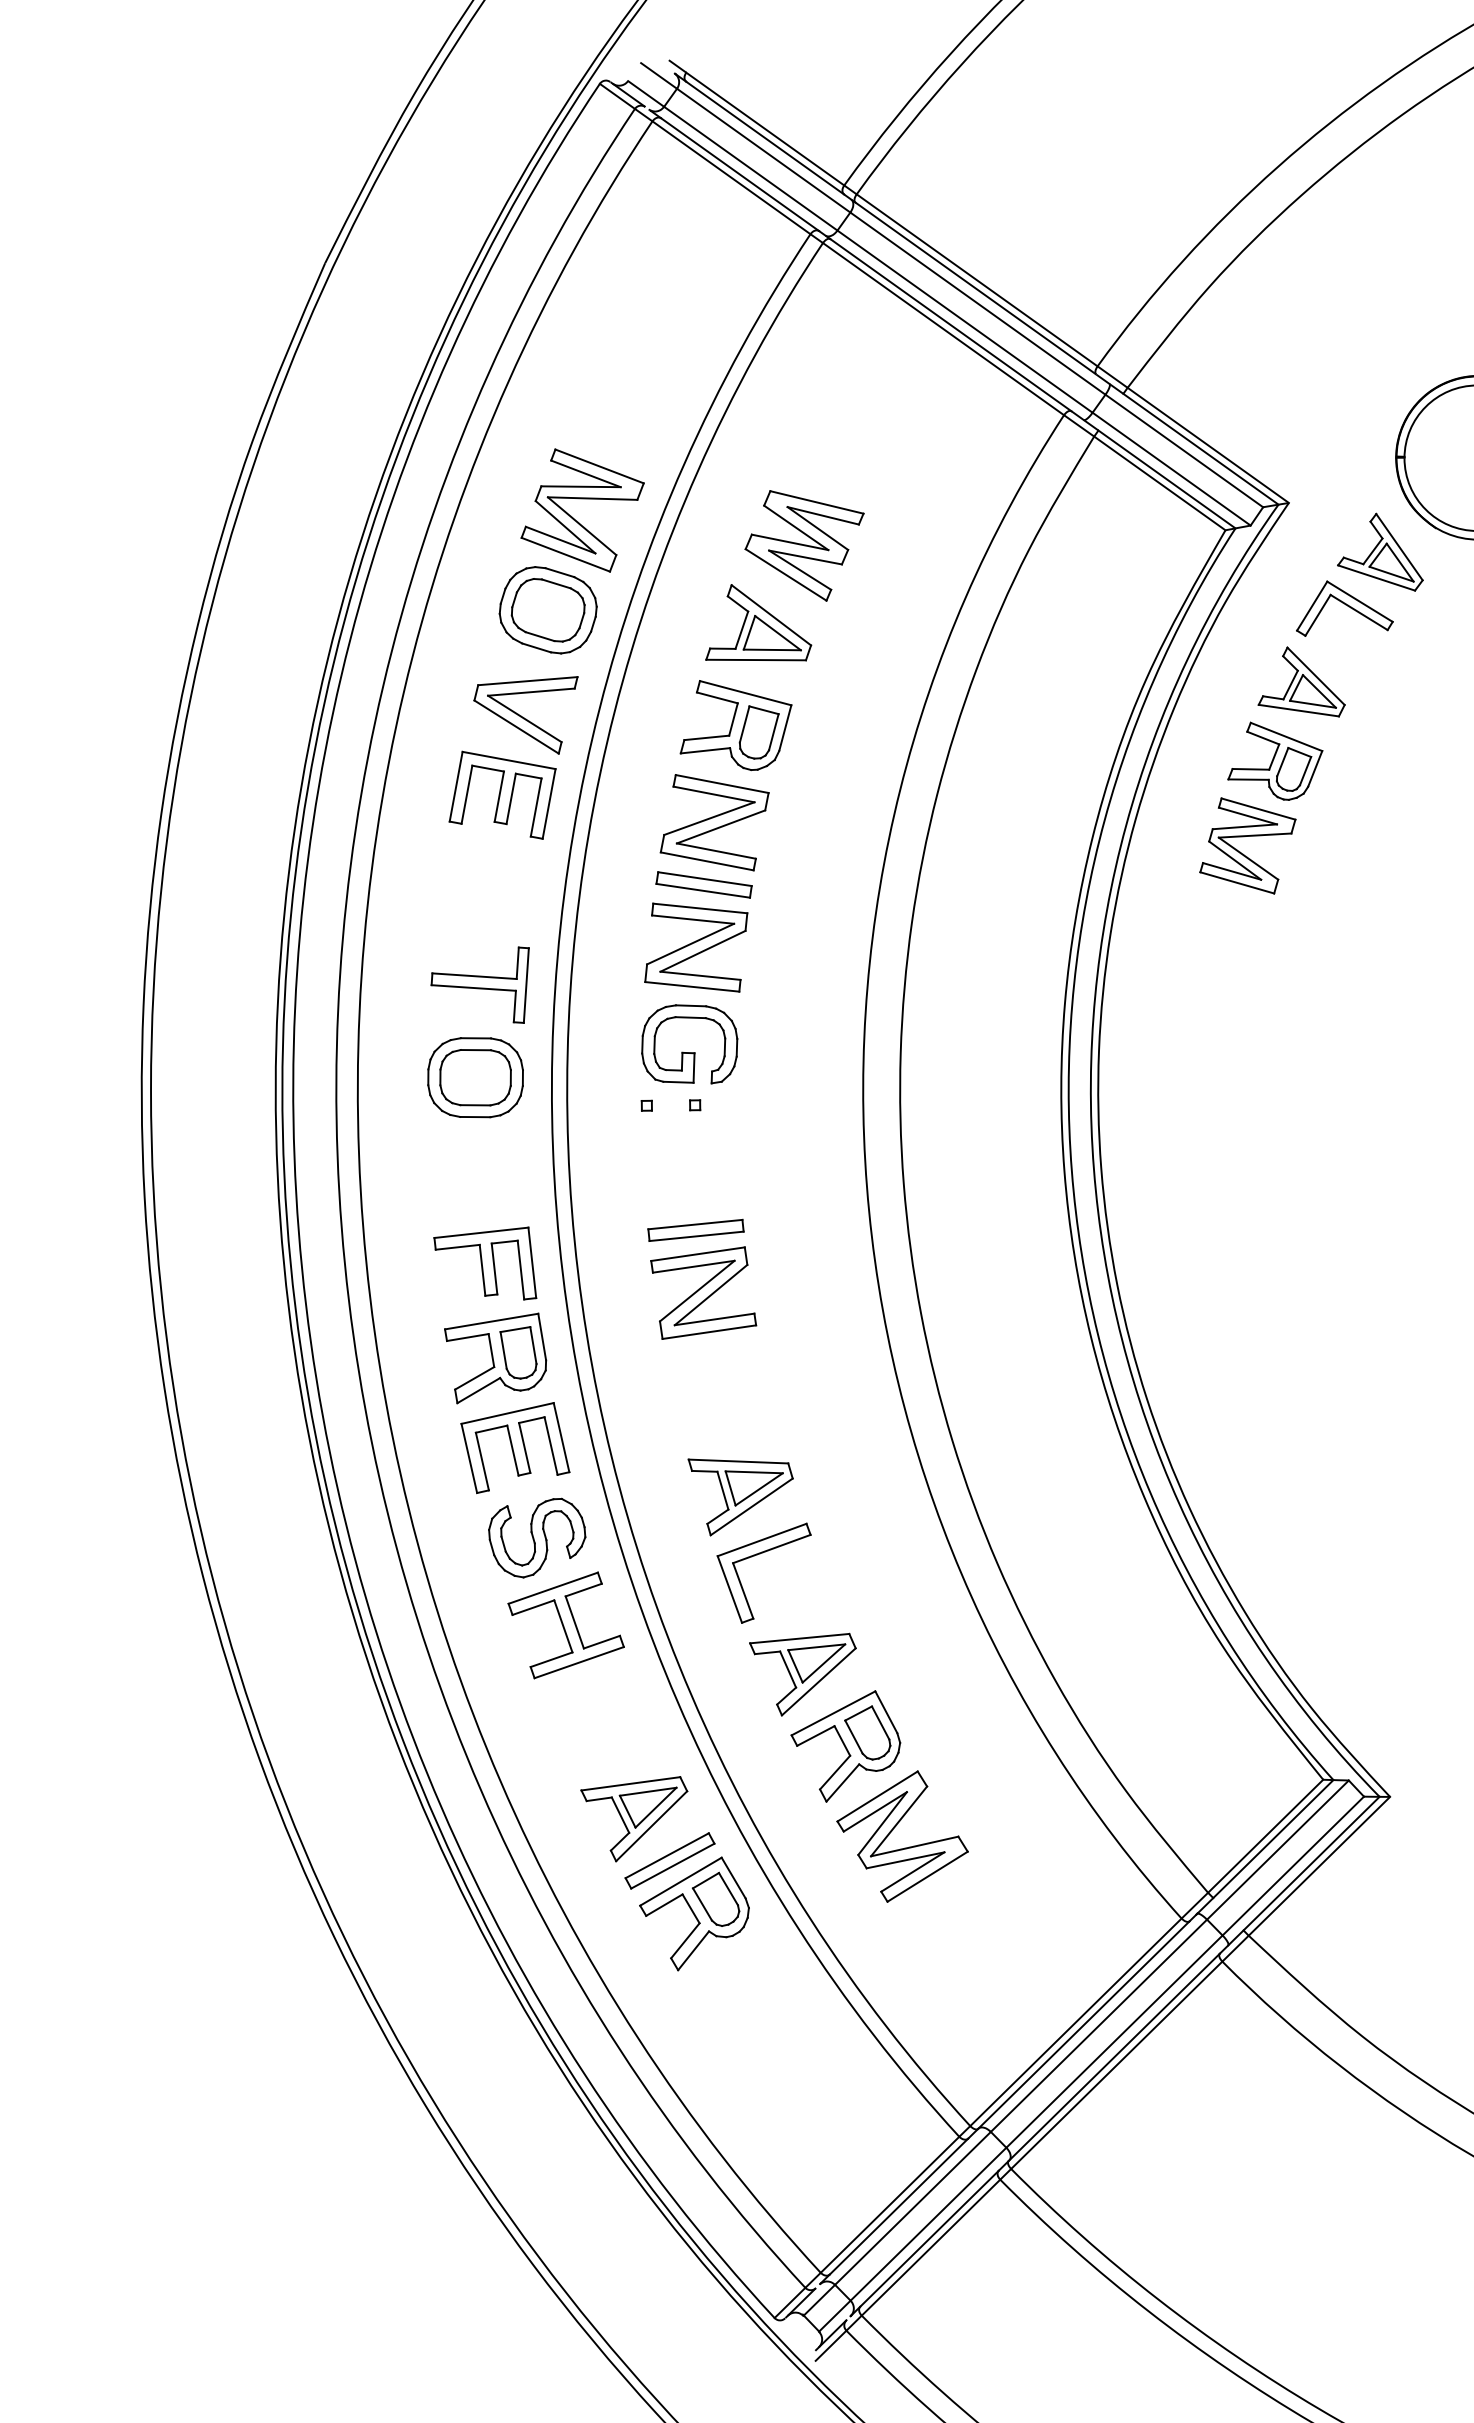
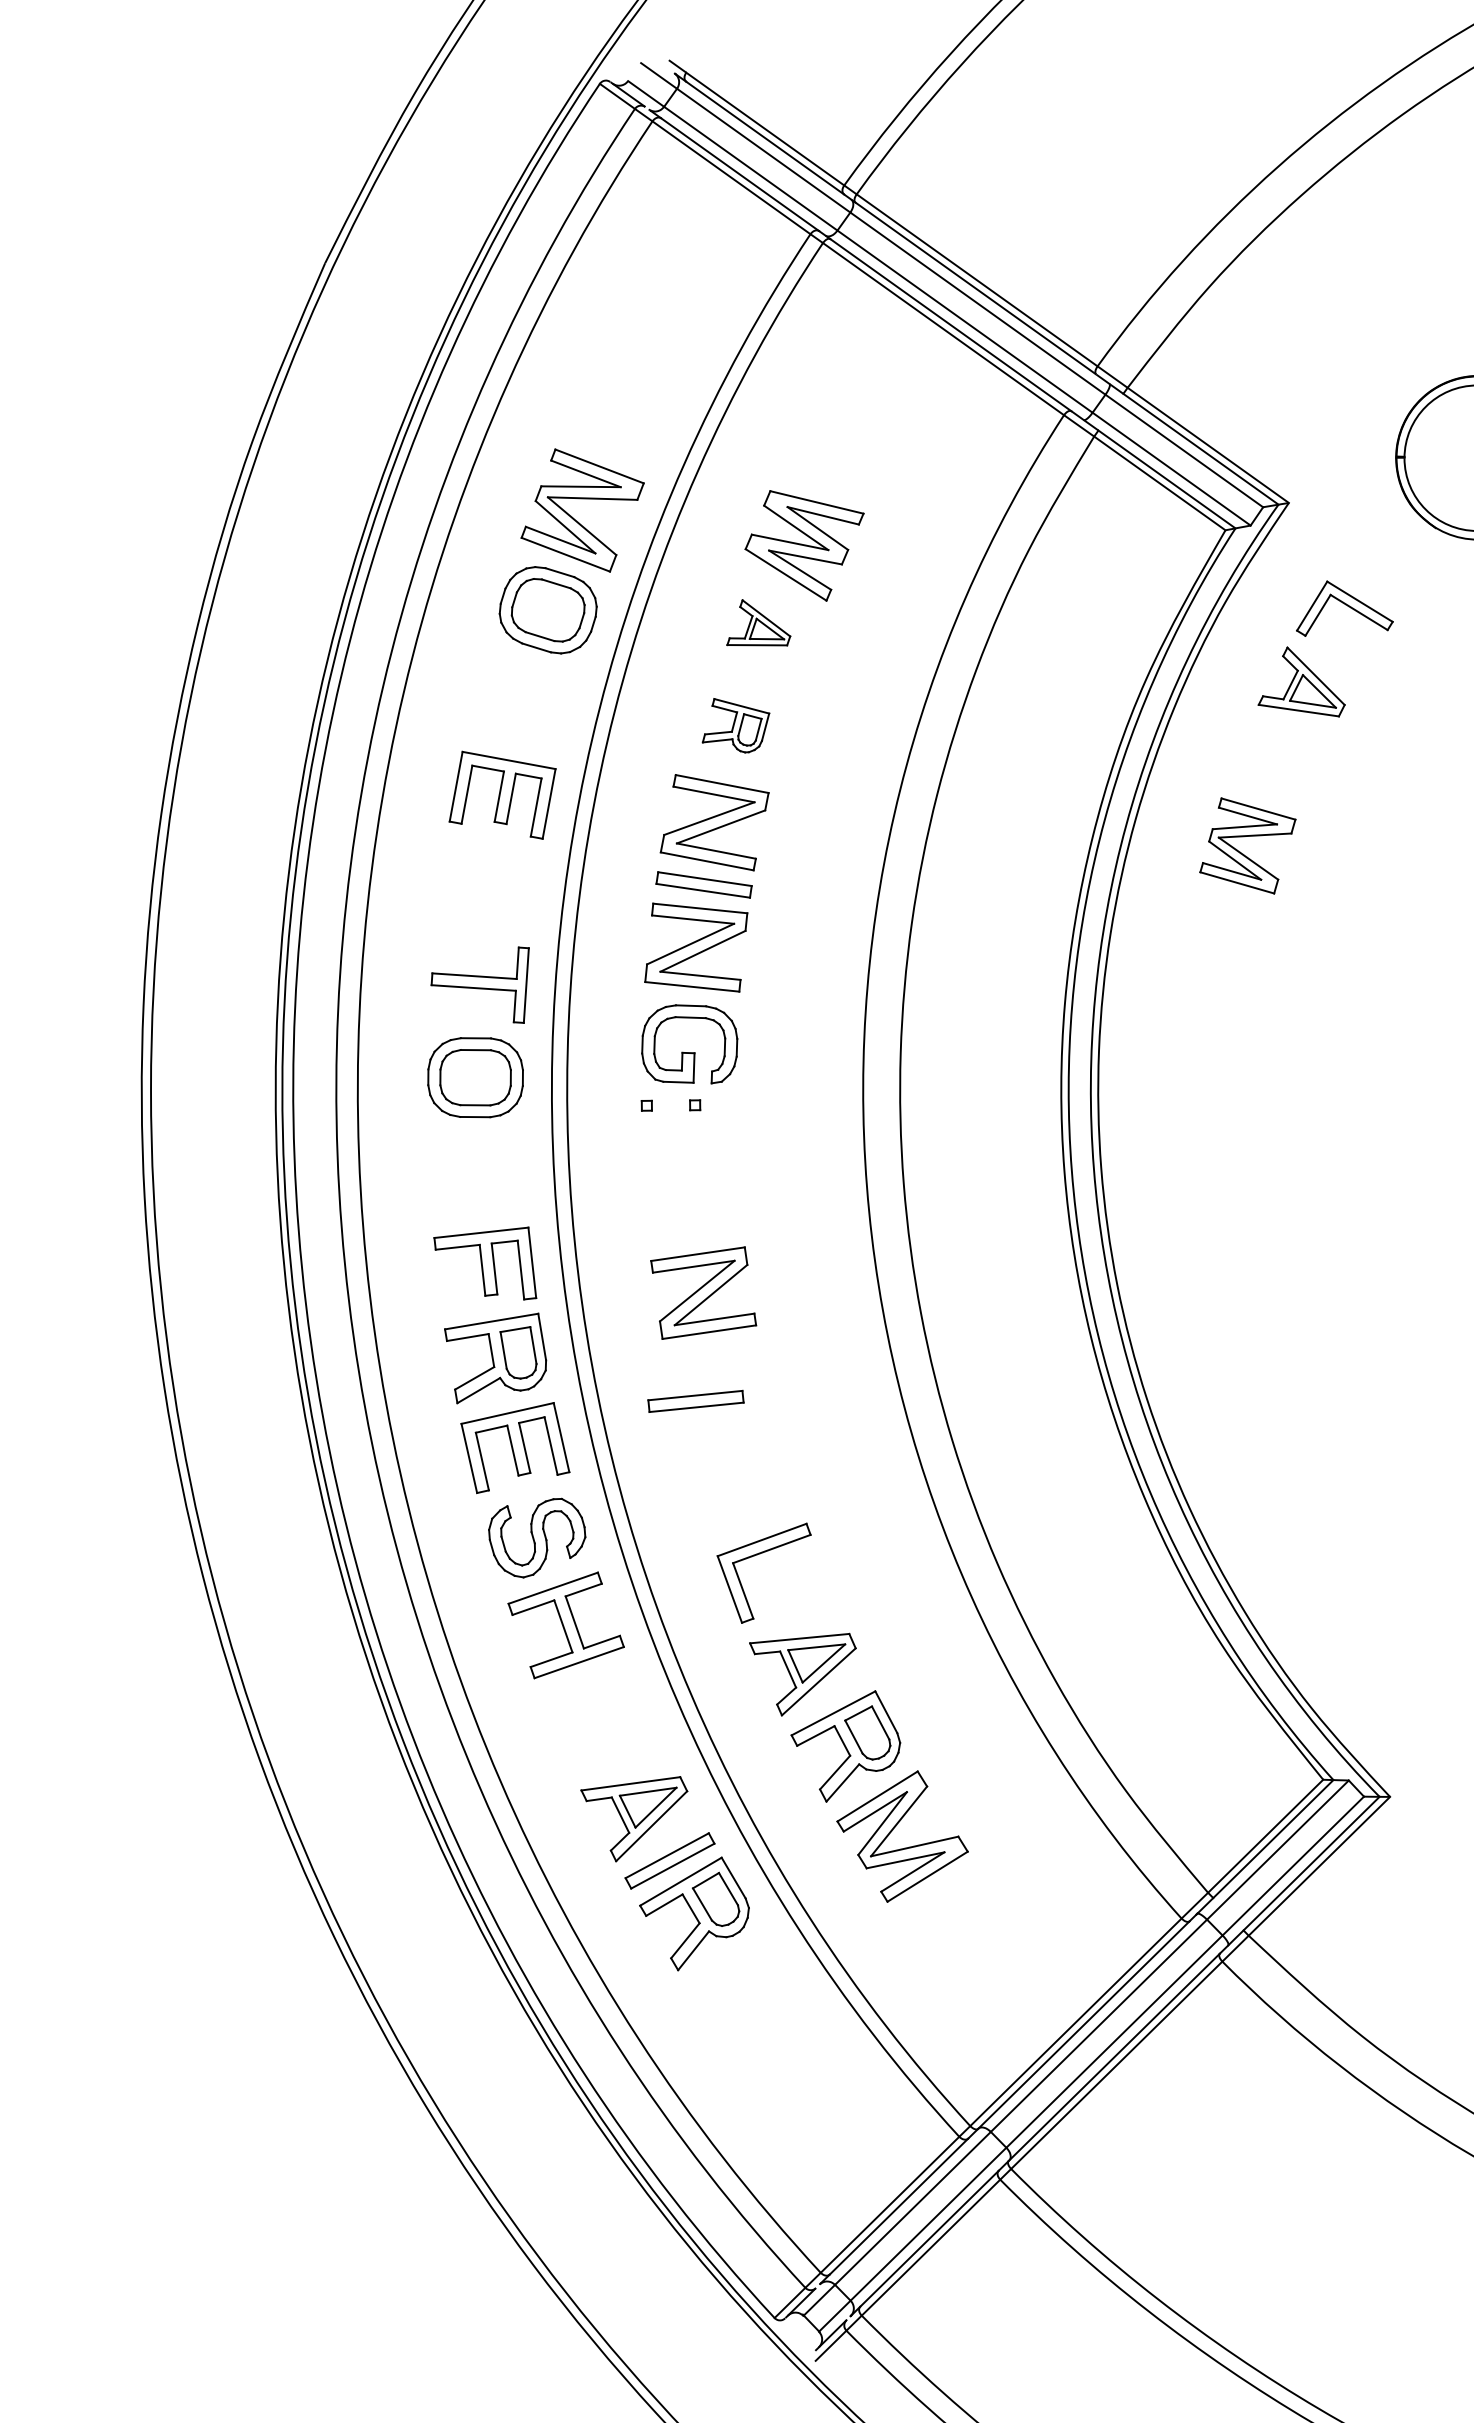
part: present -> none (1380, 551)
part size: 108x78 px -> 66x48 px (758, 622)
part: present -> none (525, 715)
part size: 114x92 px -> 70x56 px (735, 725)
part: present -> none (1275, 760)
part position: (695, 1229) -> (695, 1400) (695, 1400)
part: present -> none (740, 1497)
